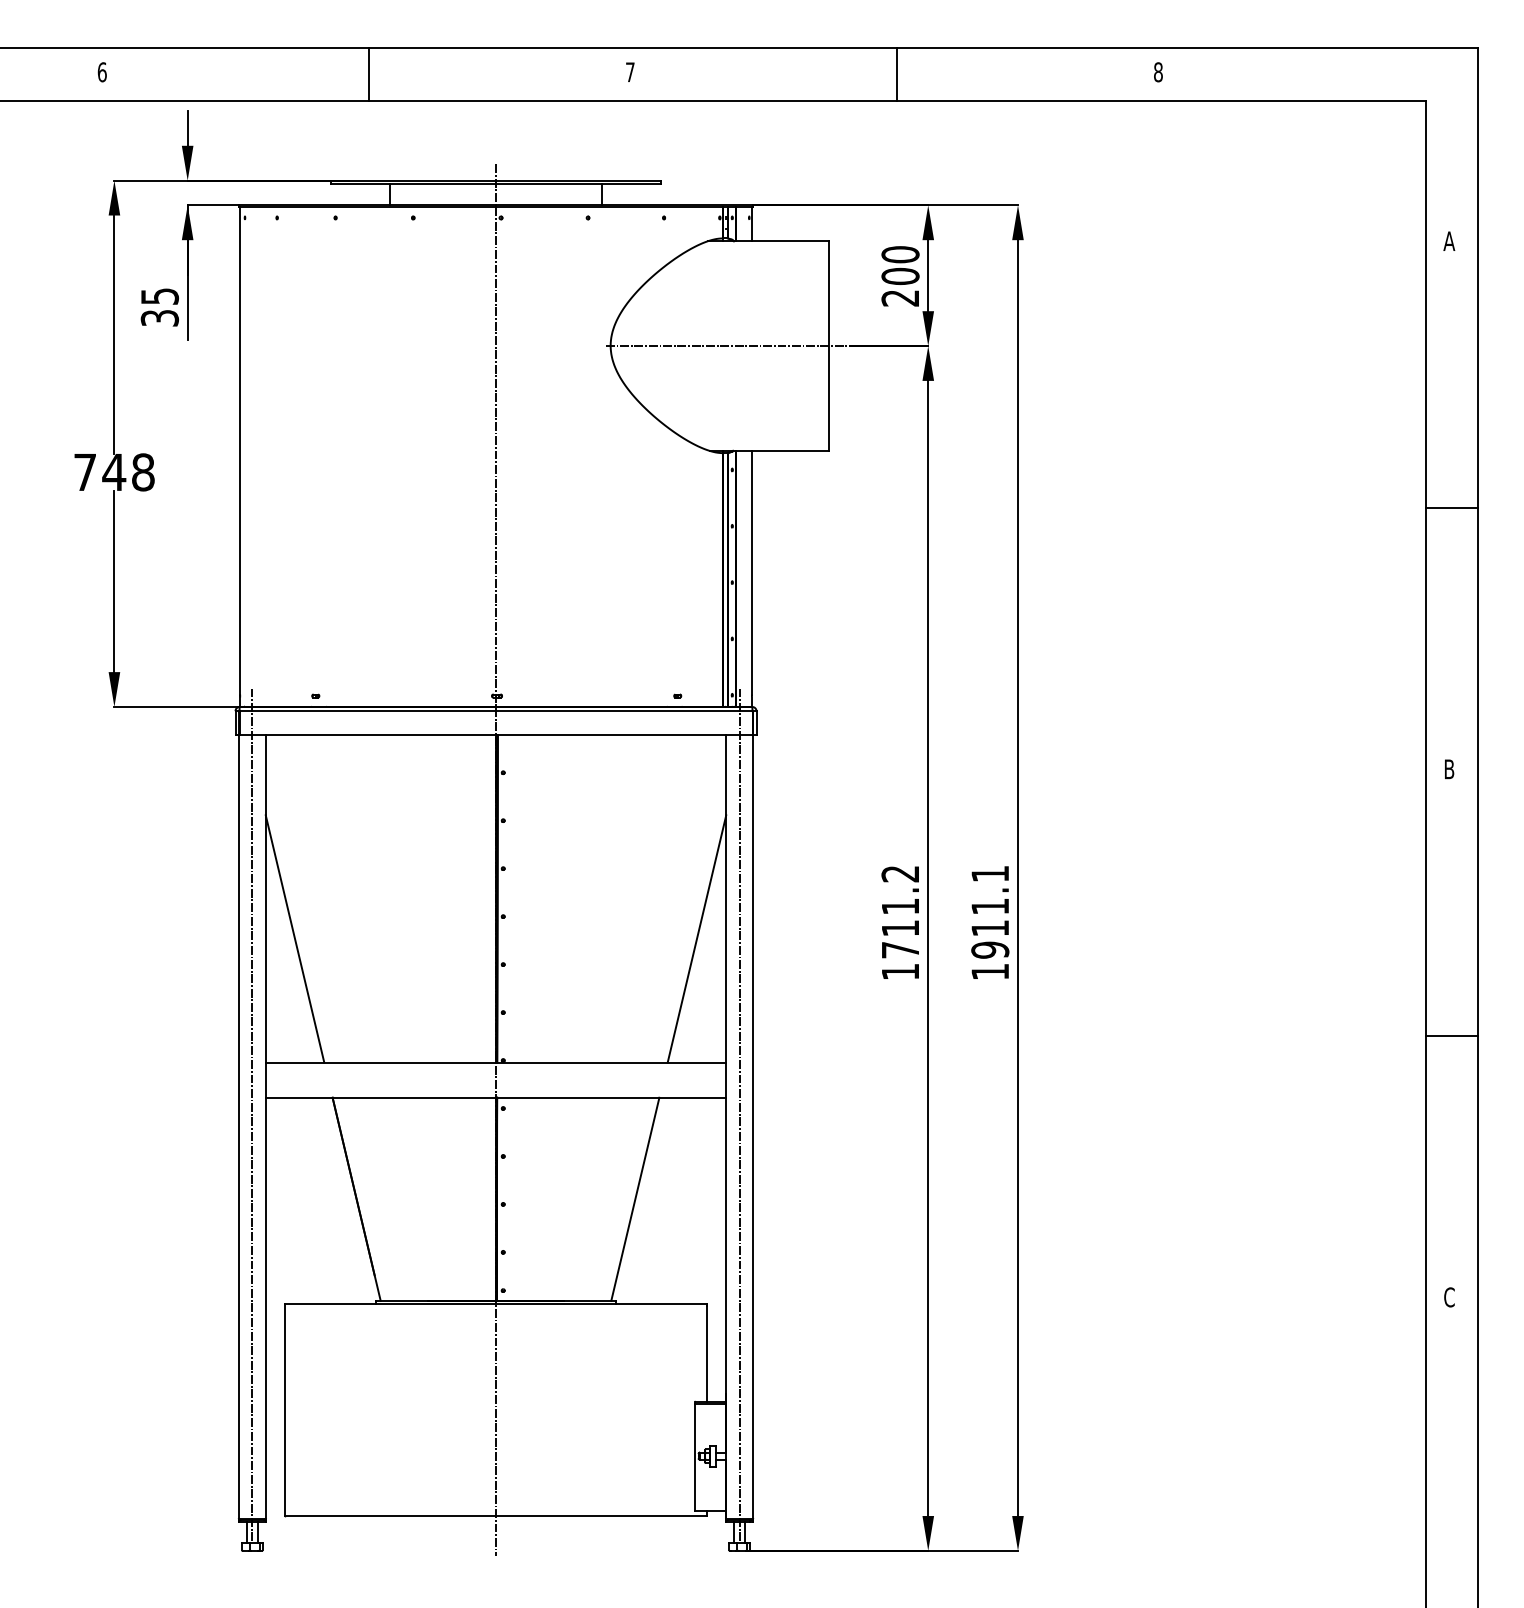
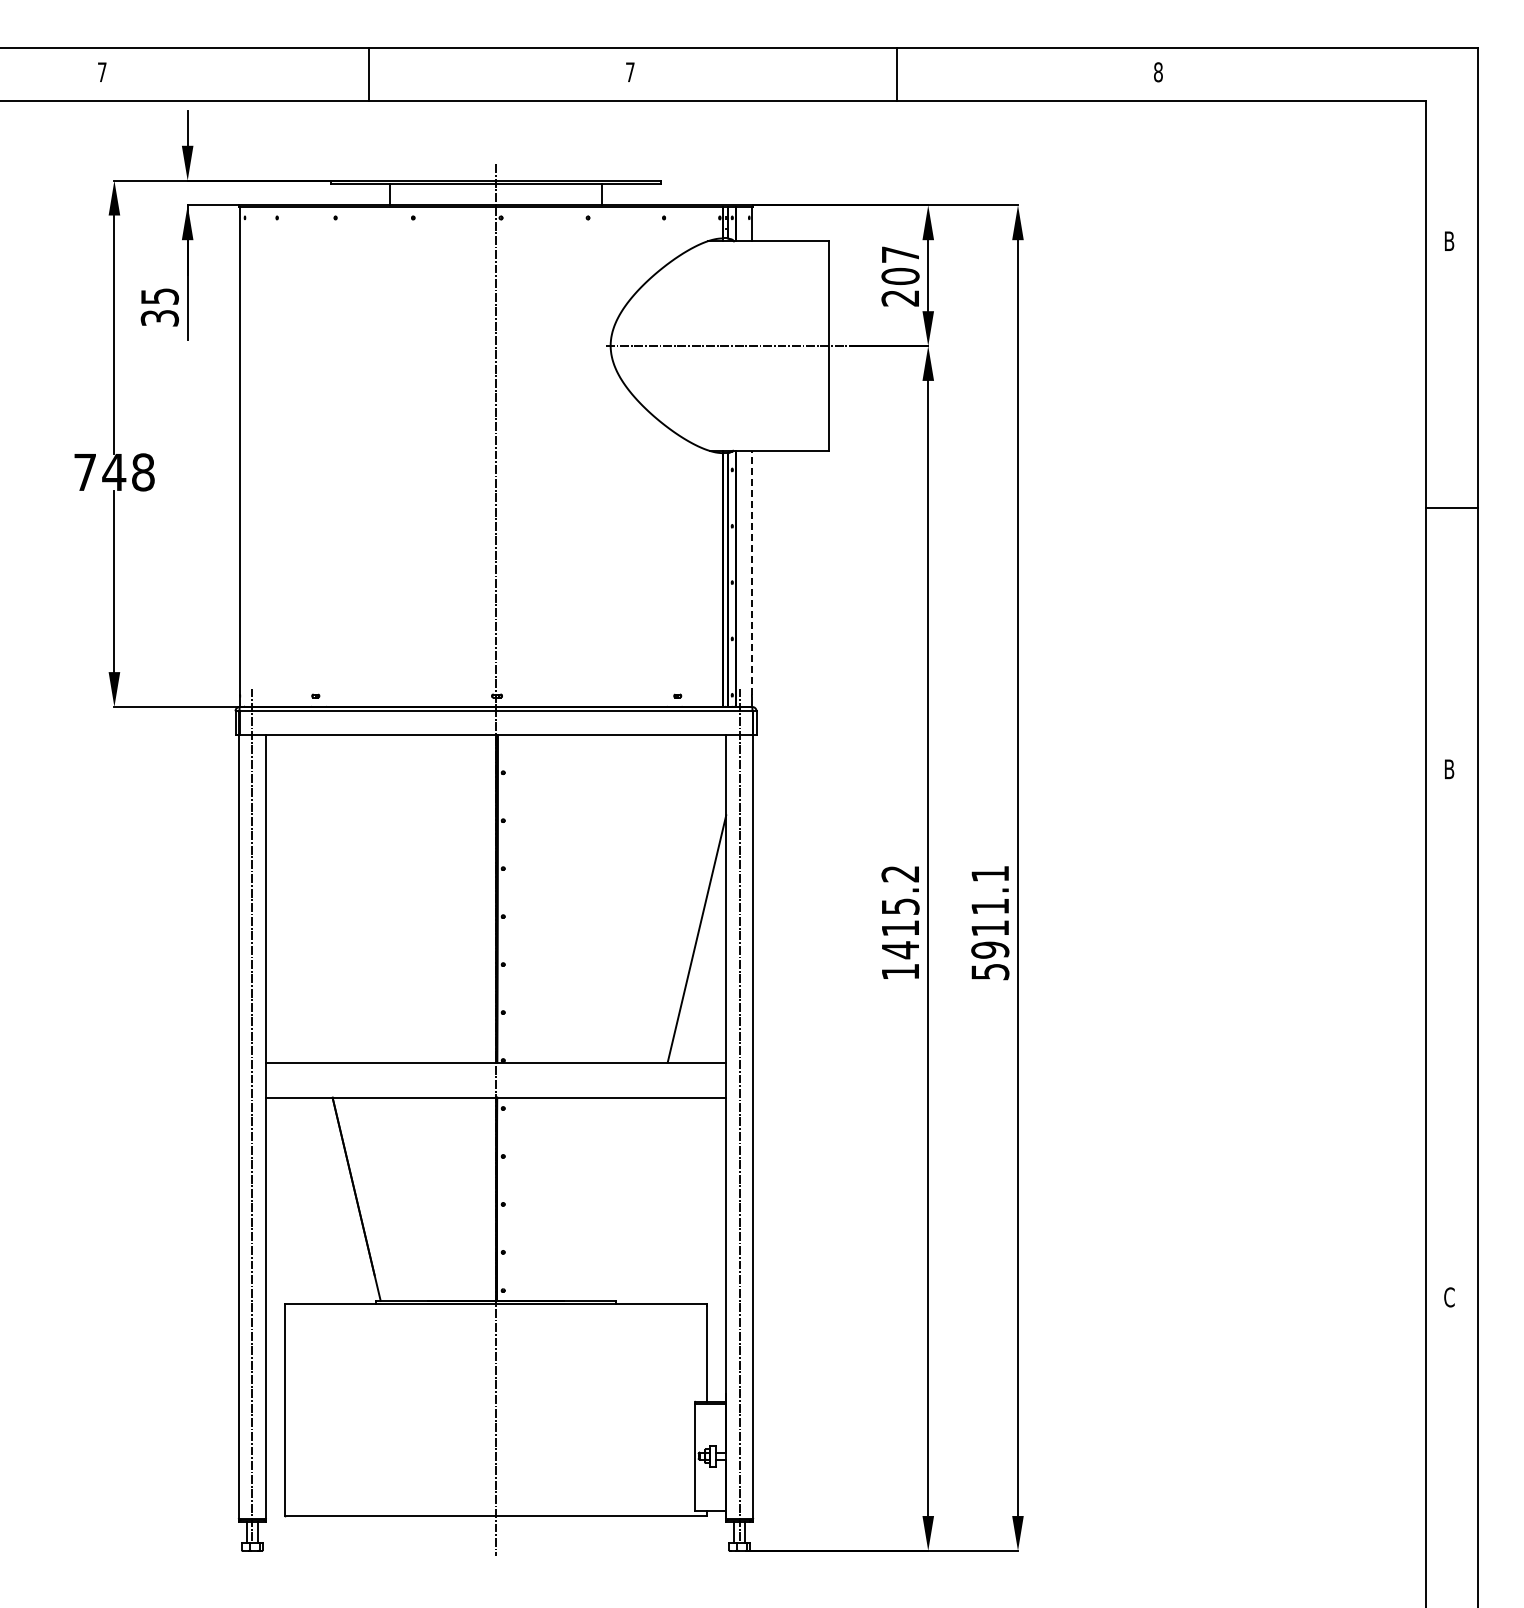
text: 6 -> 7 (101, 72)
text: A -> B (1449, 240)
text: 200 -> 207 (900, 254)
line: solid -> dashed (751, 572)
text: 1711.2 -> 1415.2 (900, 928)
line: present -> none (294, 938)
text: 1911.1 -> 5911.1 (990, 972)
line: present -> none (1451, 1035)
line: present -> none (635, 1198)
